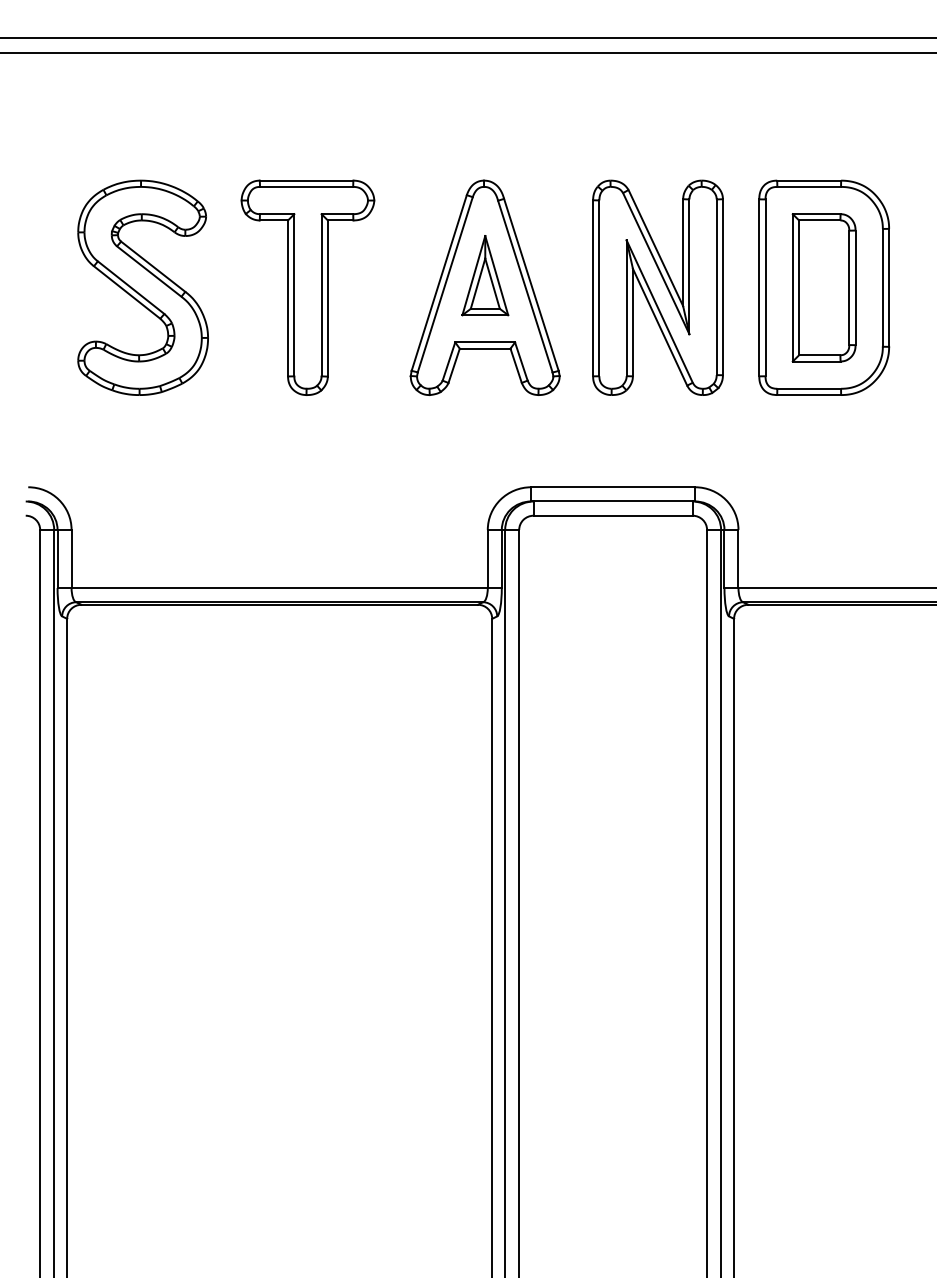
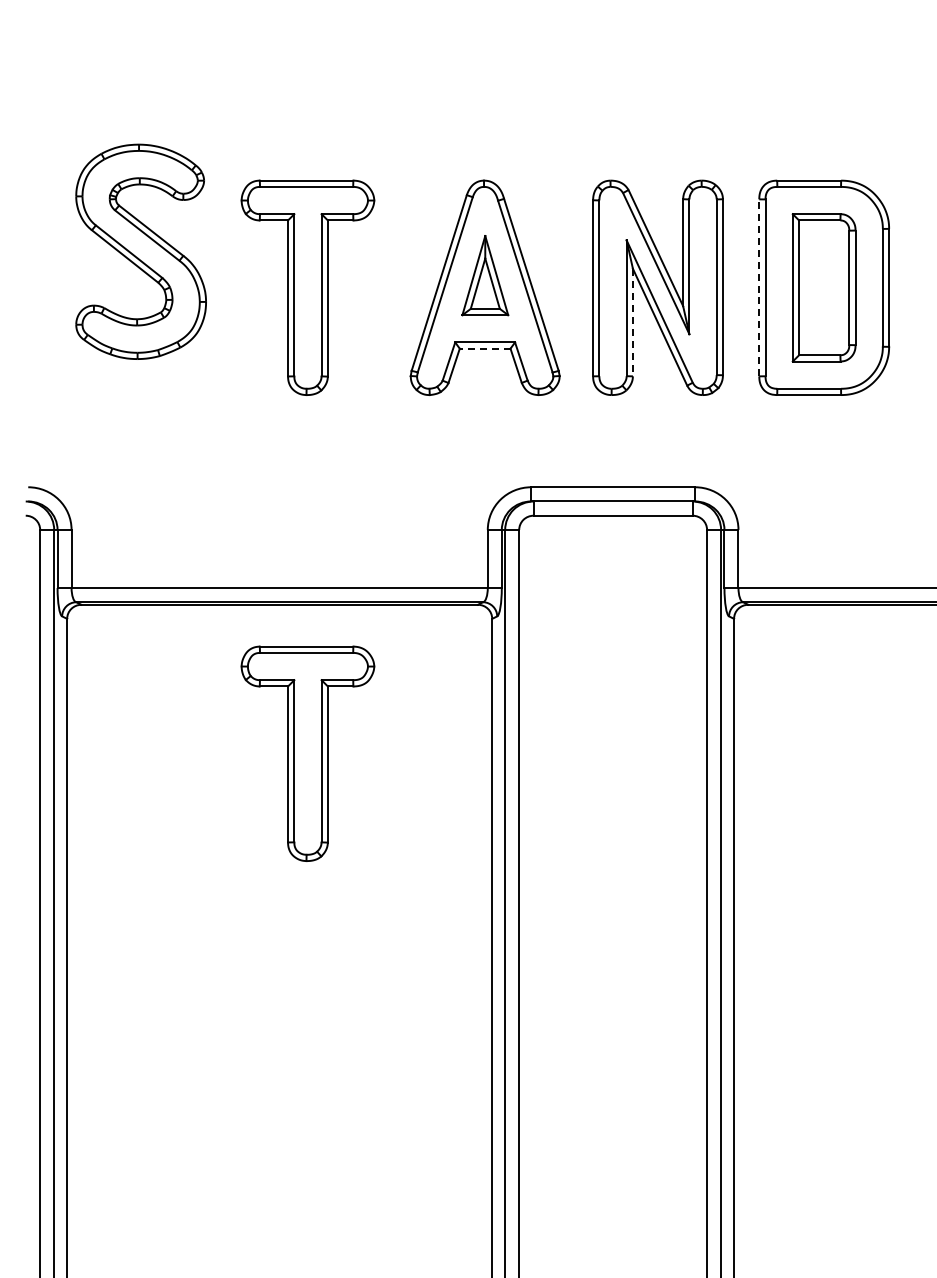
line: present -> none (467, 38)
line: present -> none (467, 52)
part position: (142, 287) -> (140, 251) (140, 251)
line: solid -> dashed (759, 287)
line: solid -> dashed (632, 322)
line: solid -> dashed (484, 348)
part: none -> present (307, 753)
